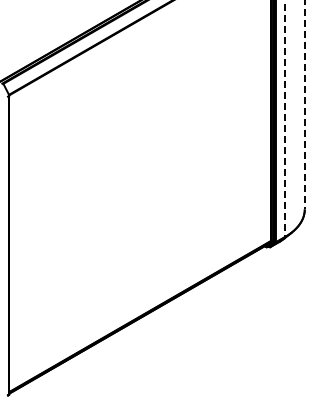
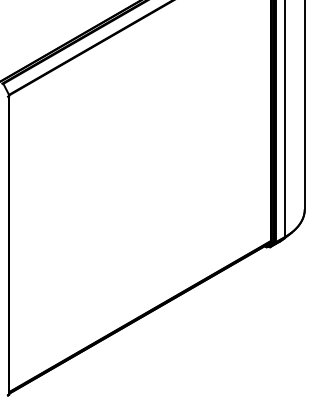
line: dashed -> solid (304, 105)
line: dashed -> solid (285, 119)
